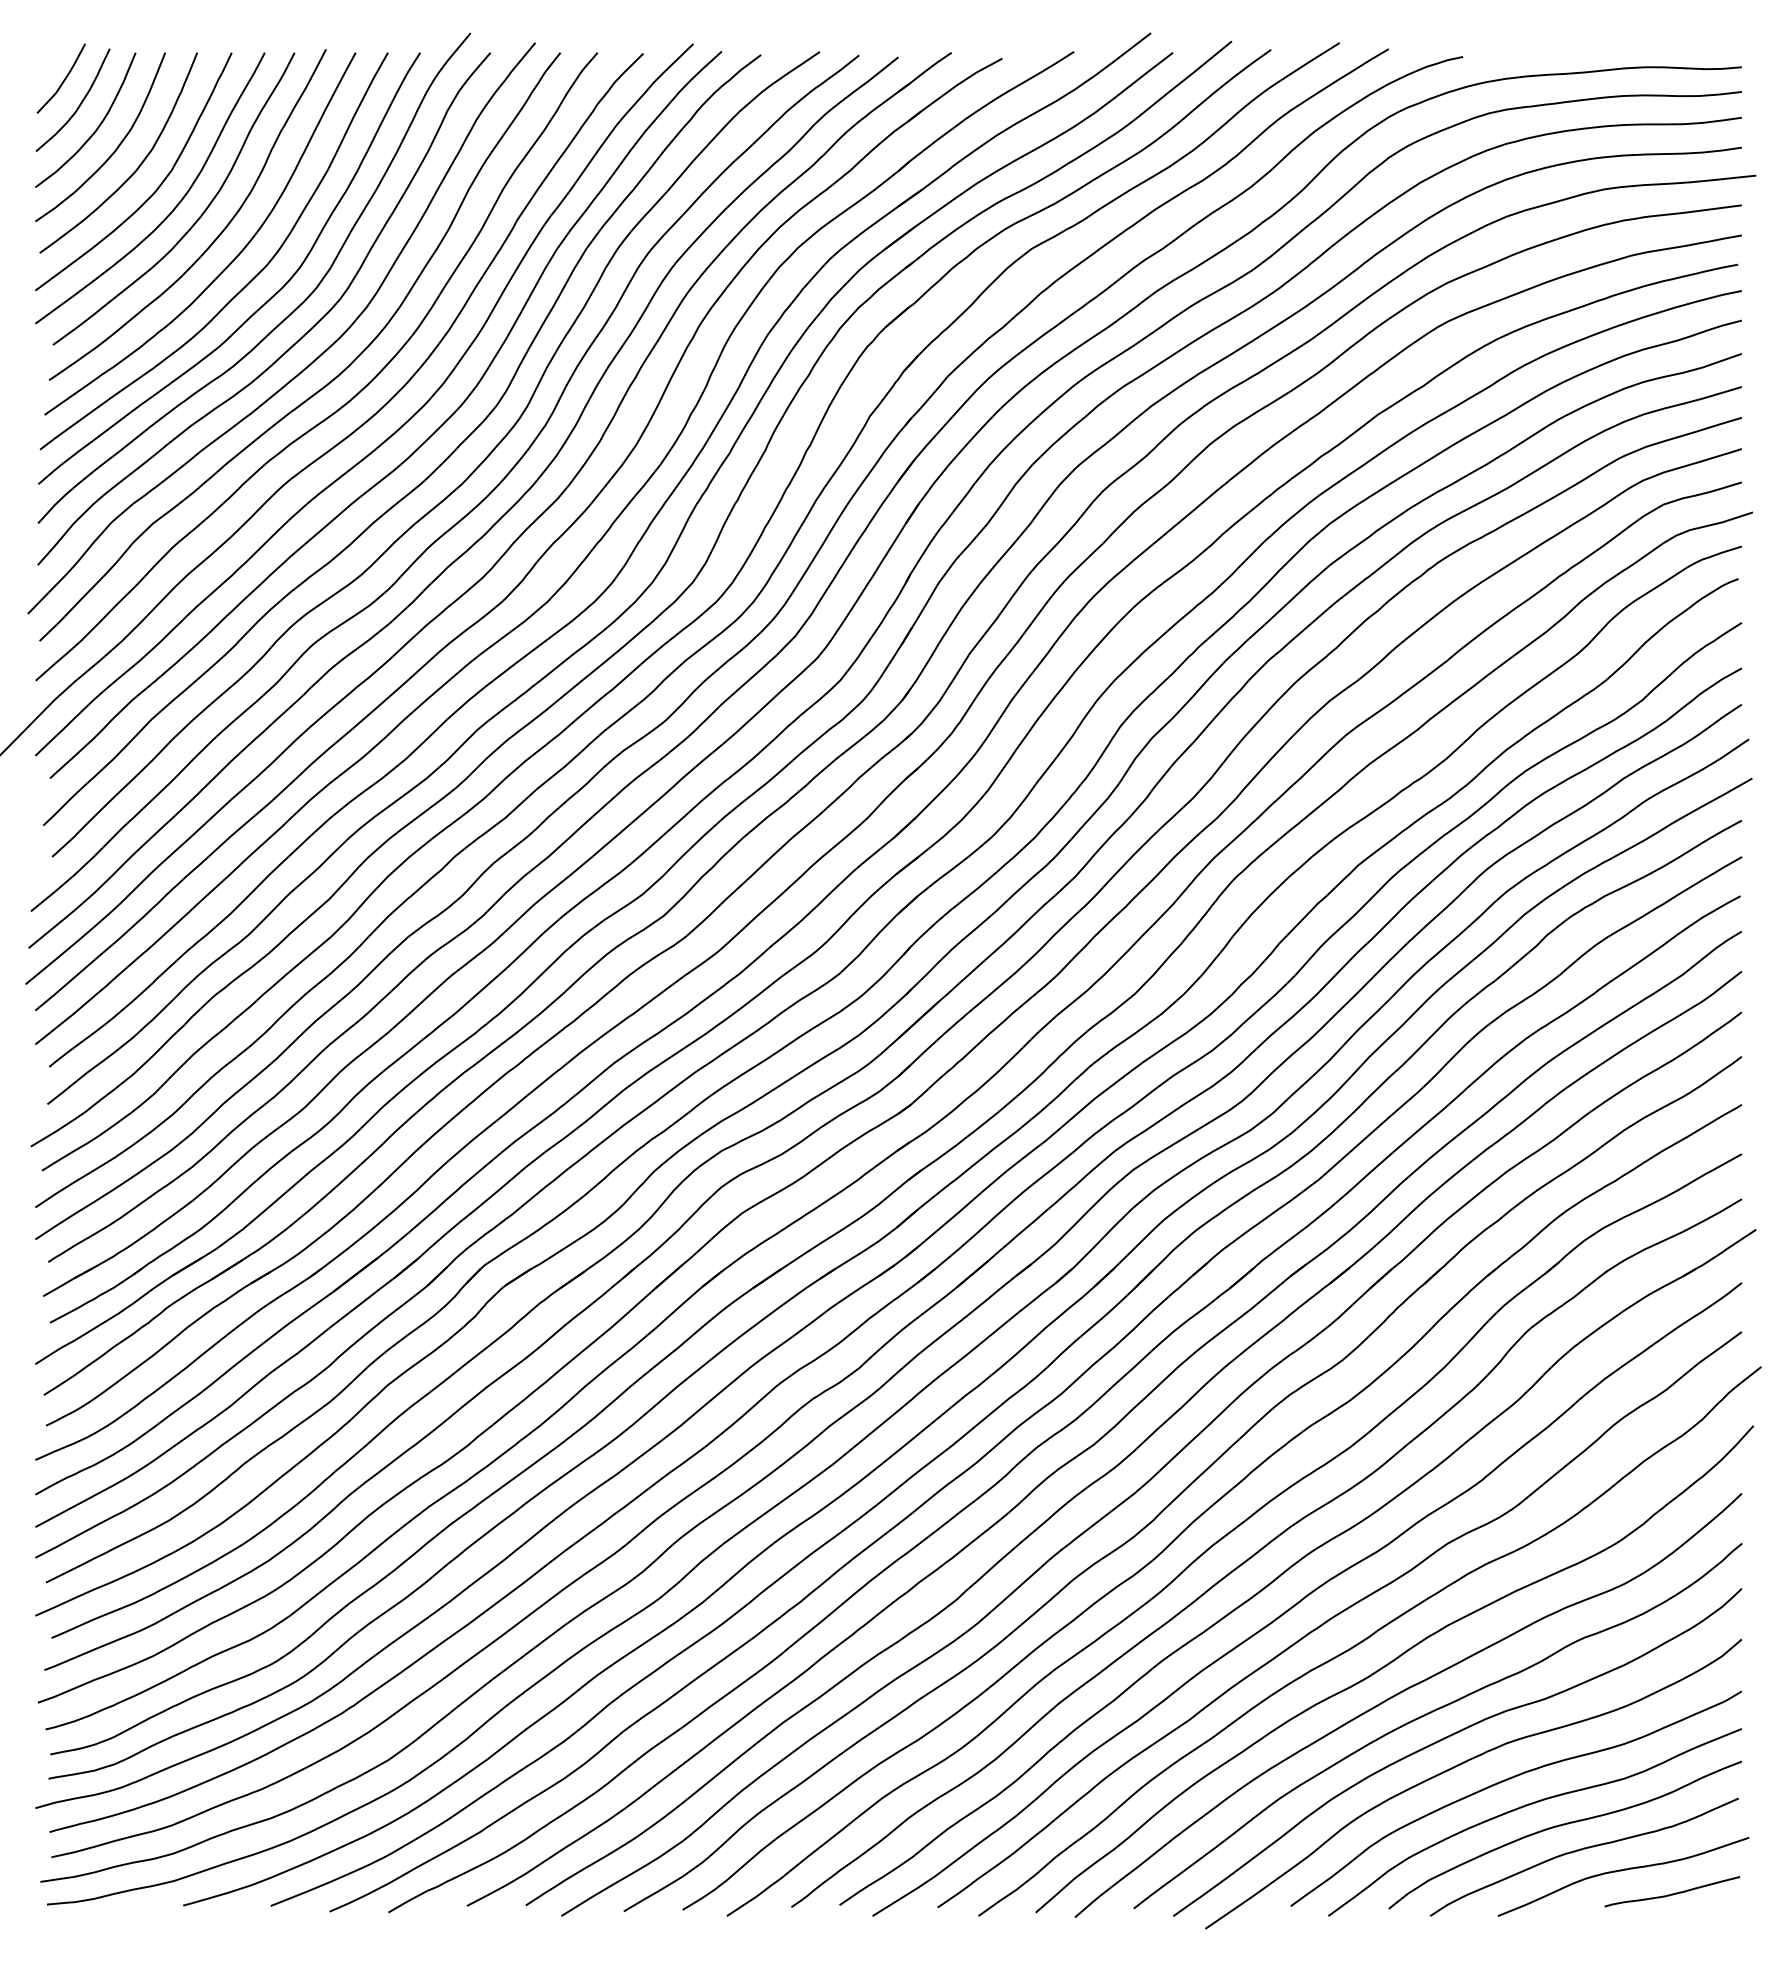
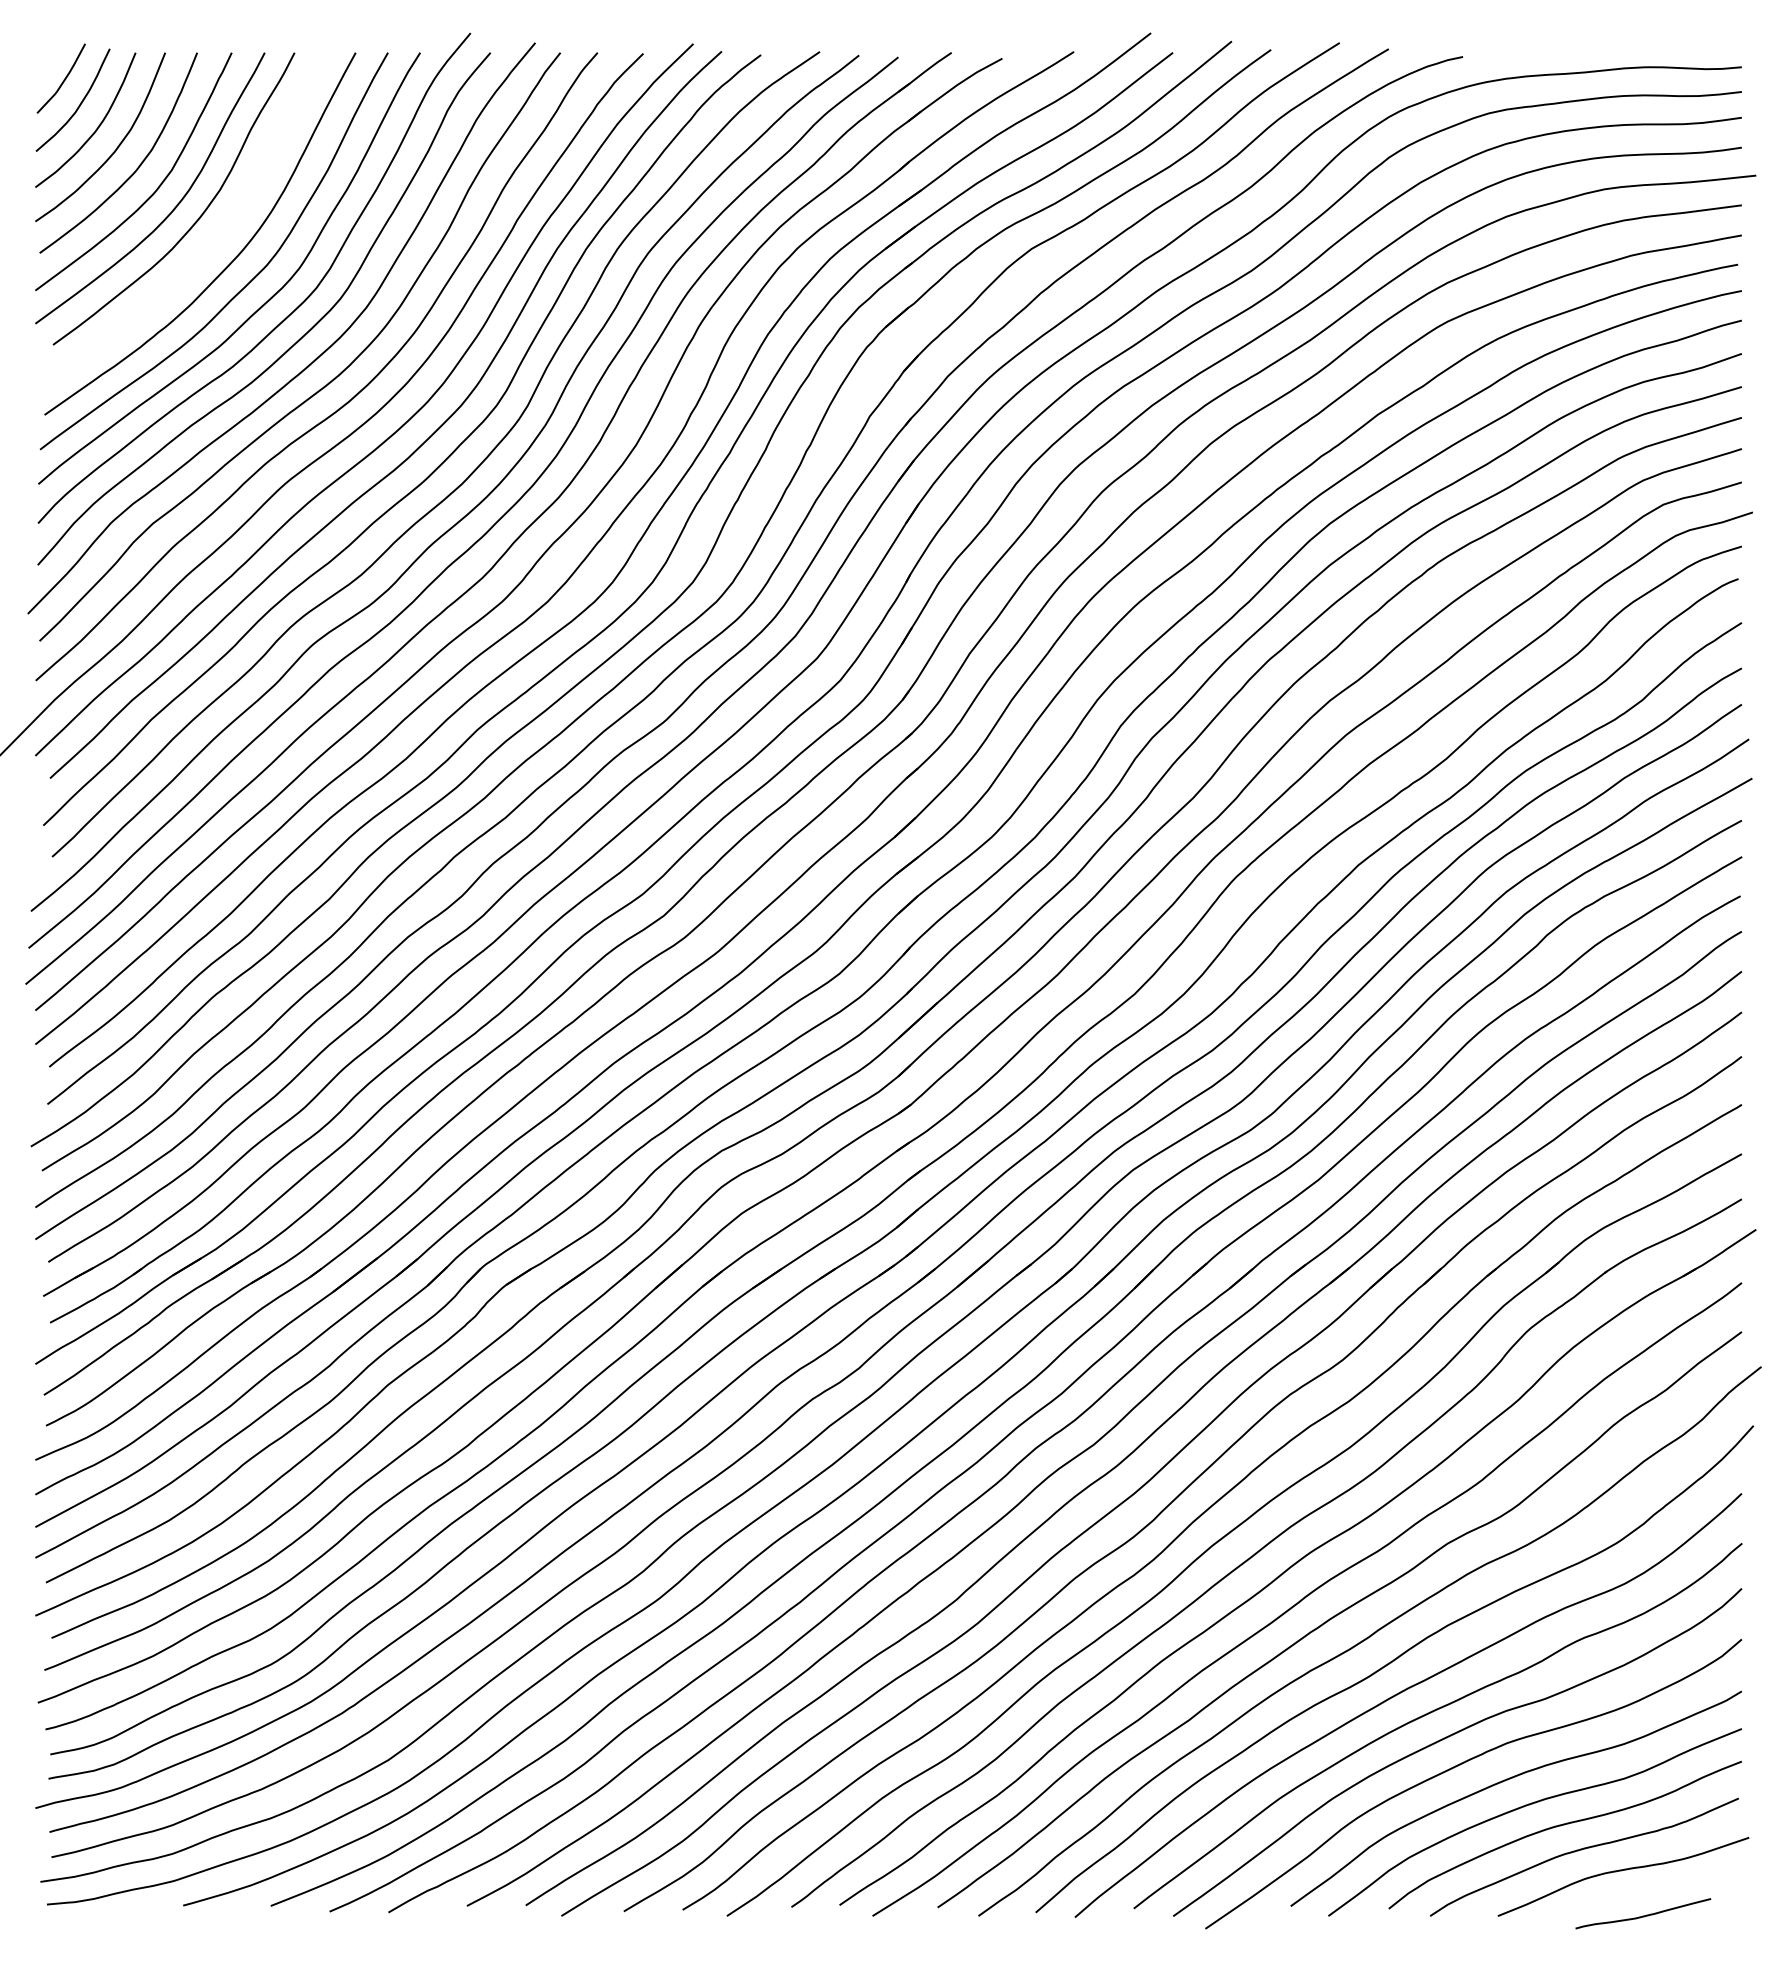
curve: present -> none (213, 240)
curve position: (1672, 1893) -> (1643, 1915) (1643, 1915)
